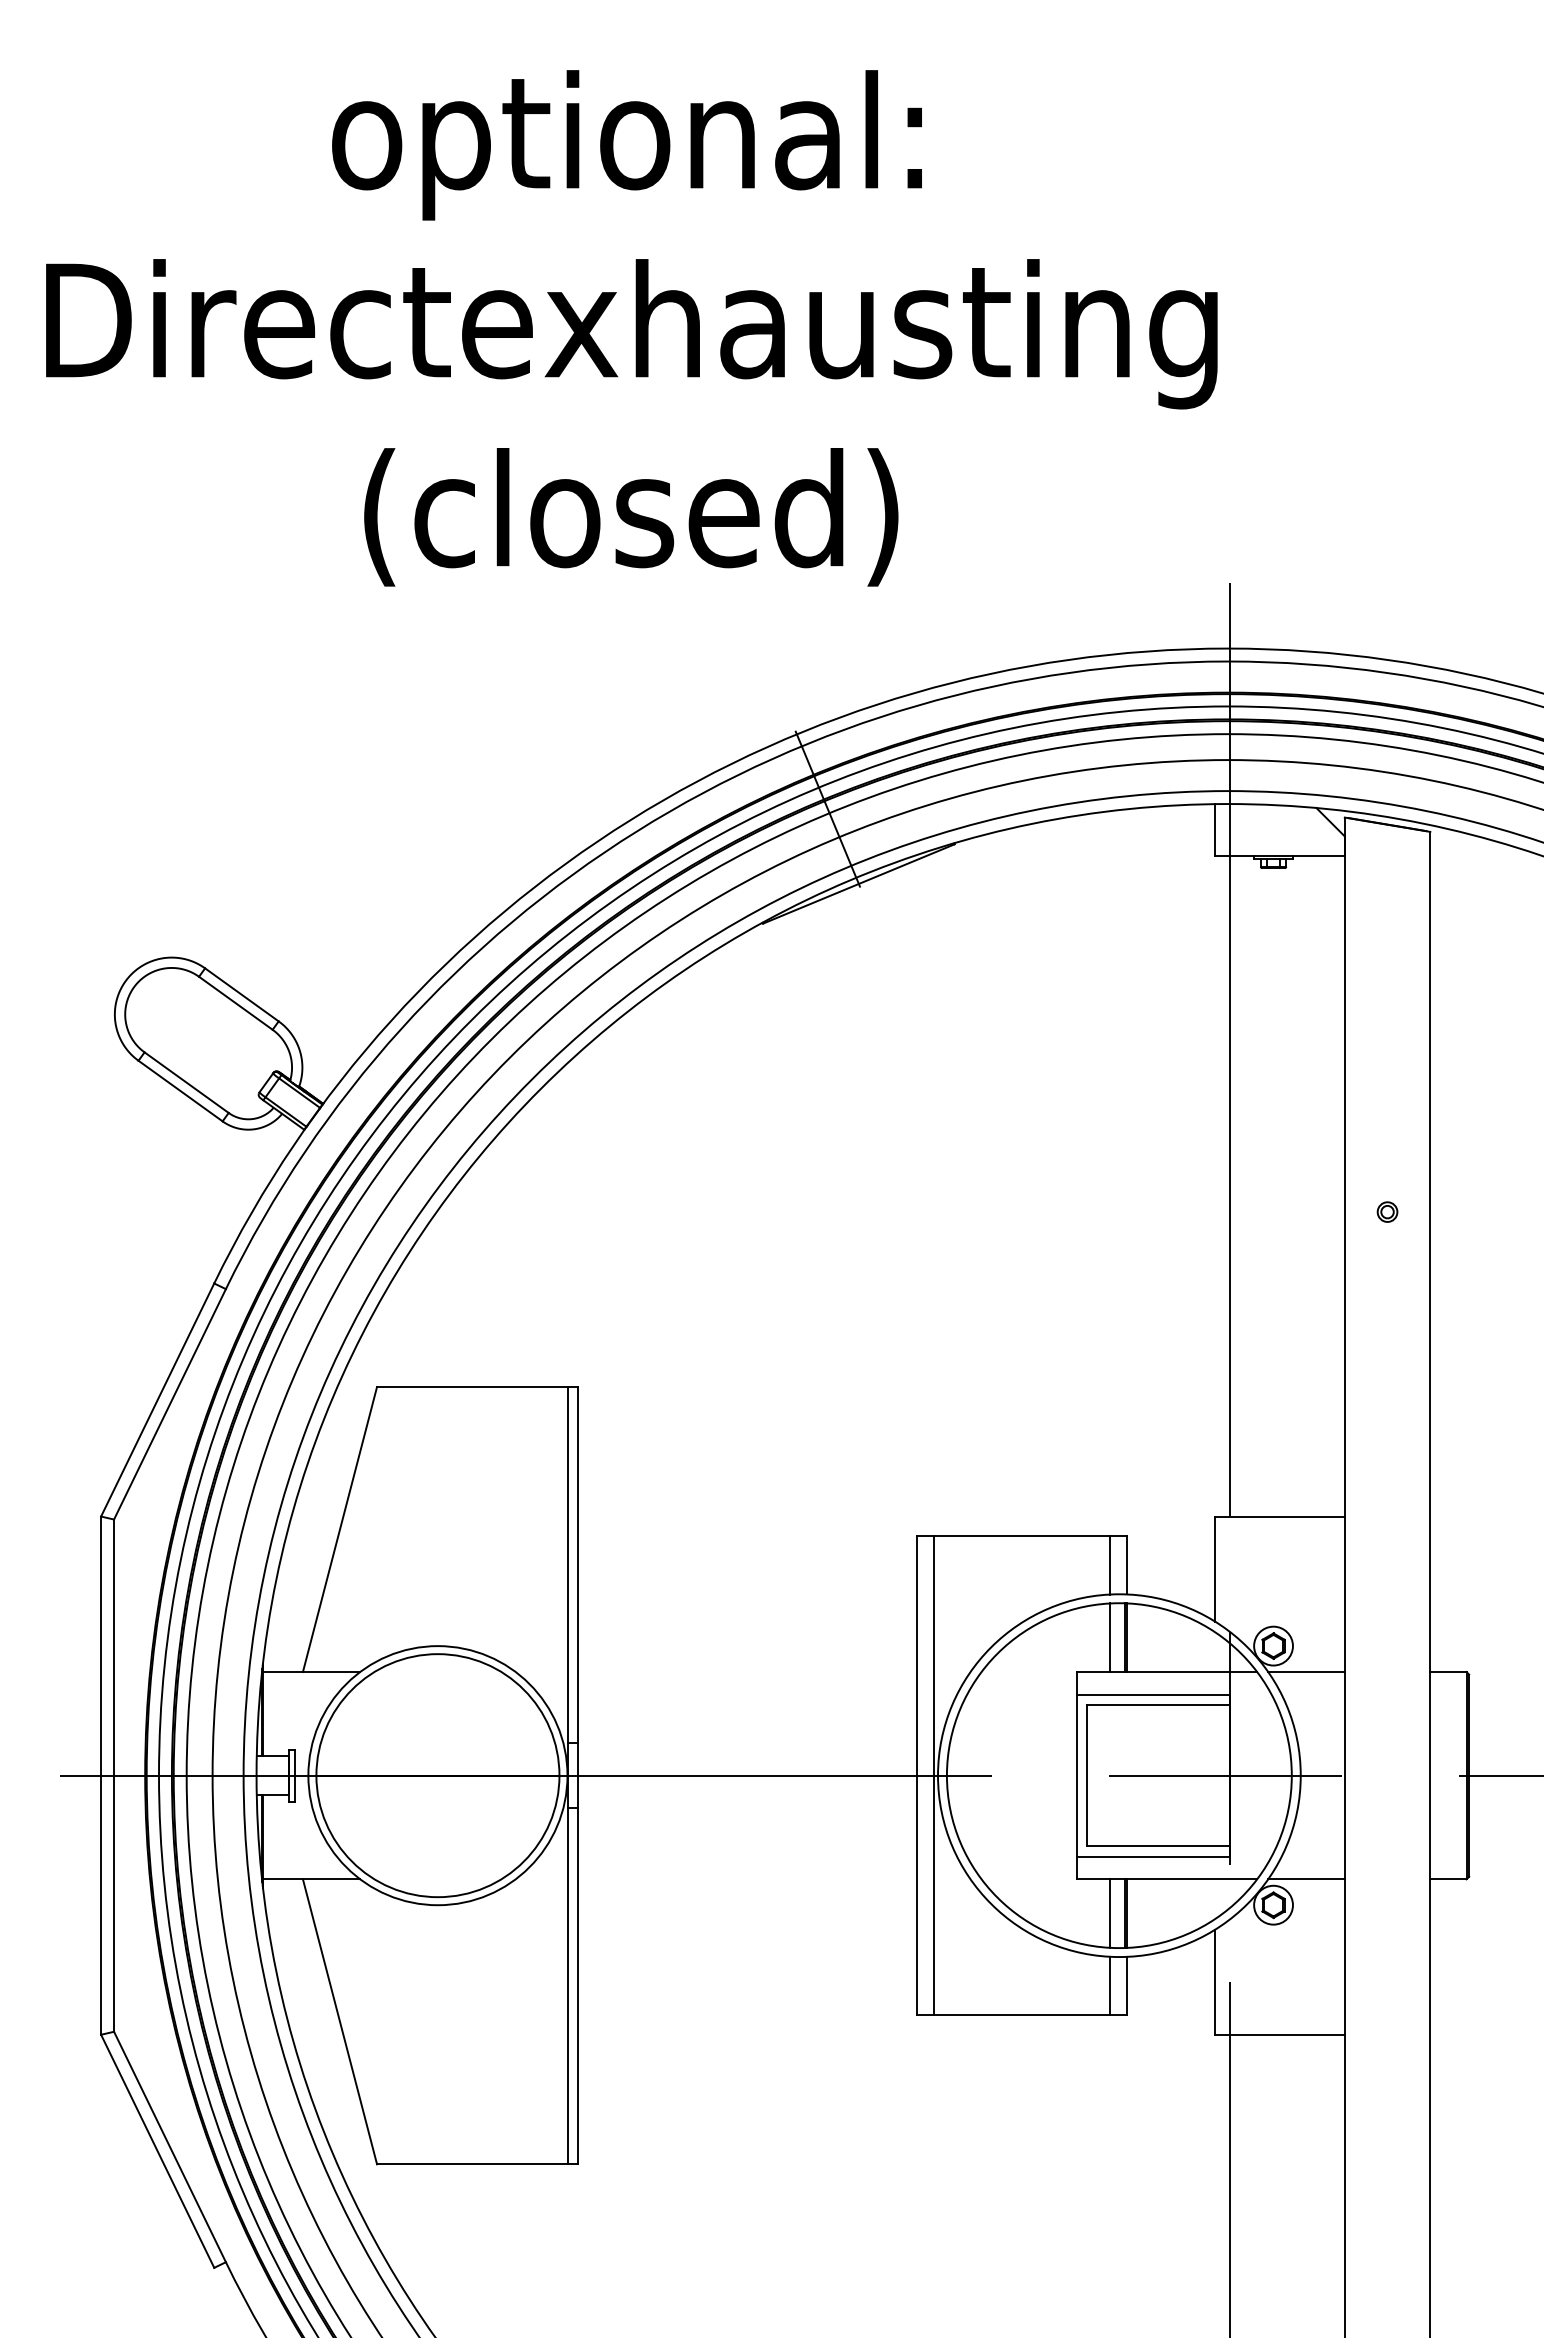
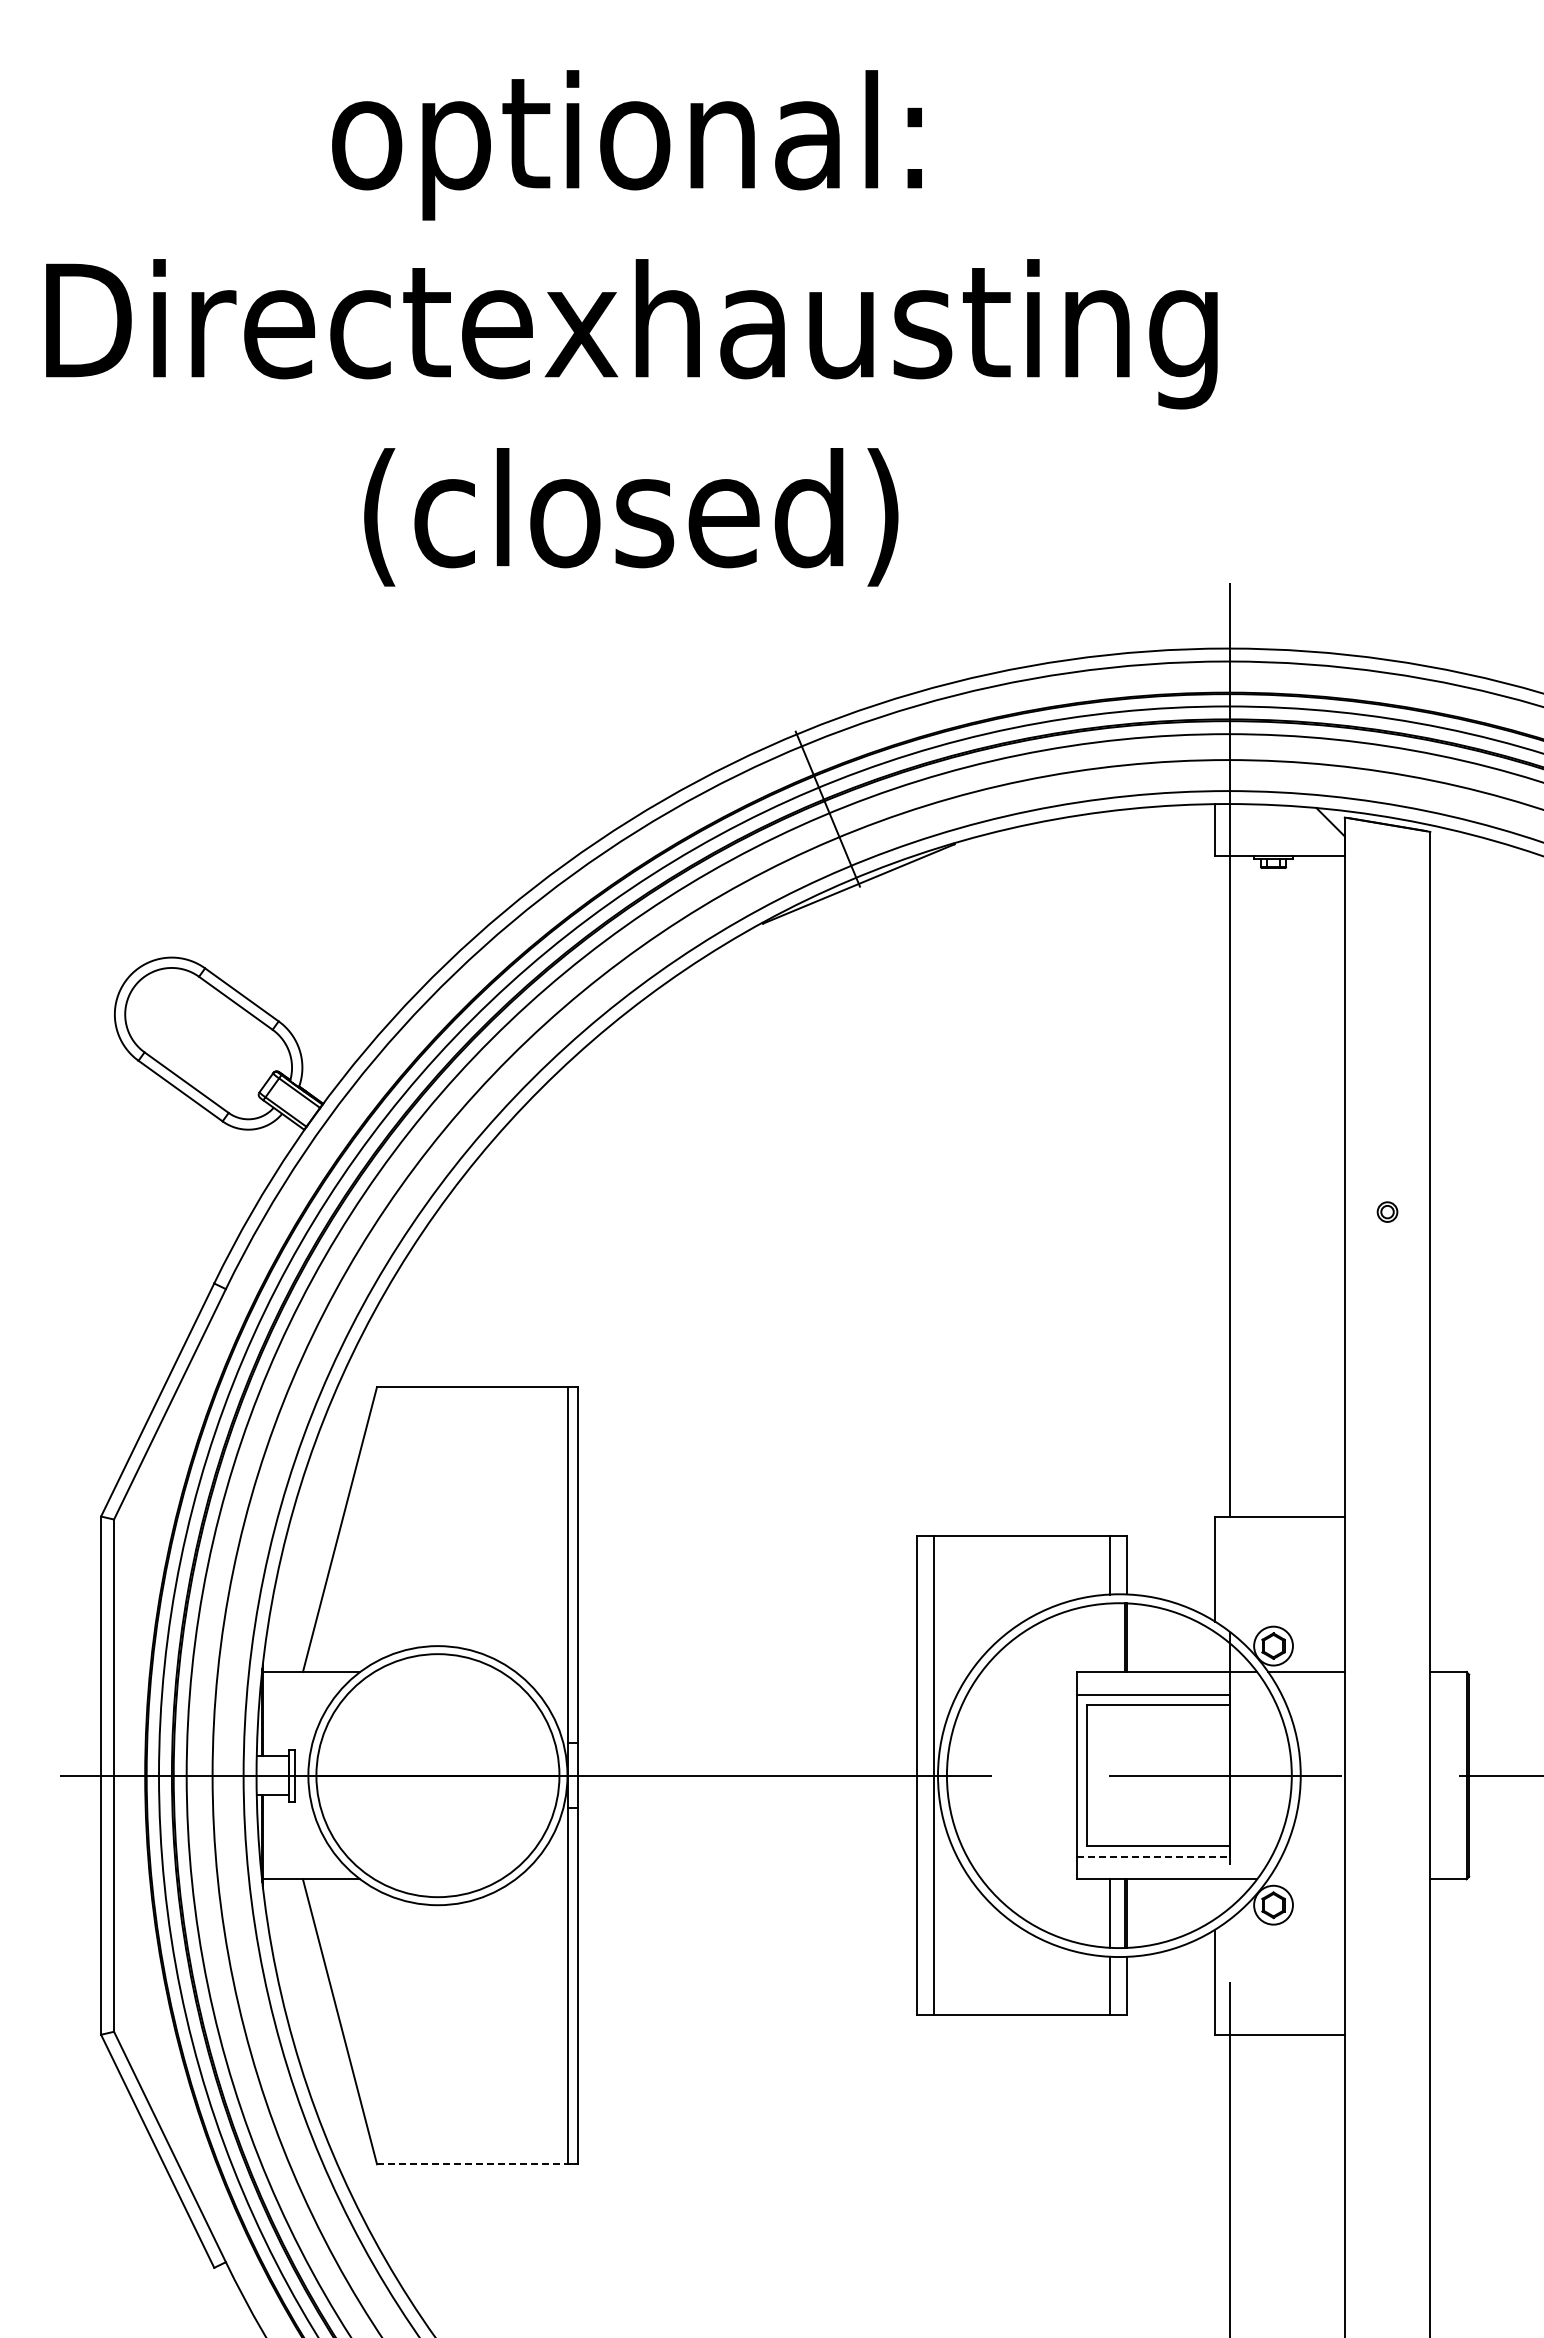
line: present -> none (1110, 1637)
line: solid -> dashed (1153, 1856)
line: present -> none (1306, 1879)
line: solid -> dashed (472, 2164)
